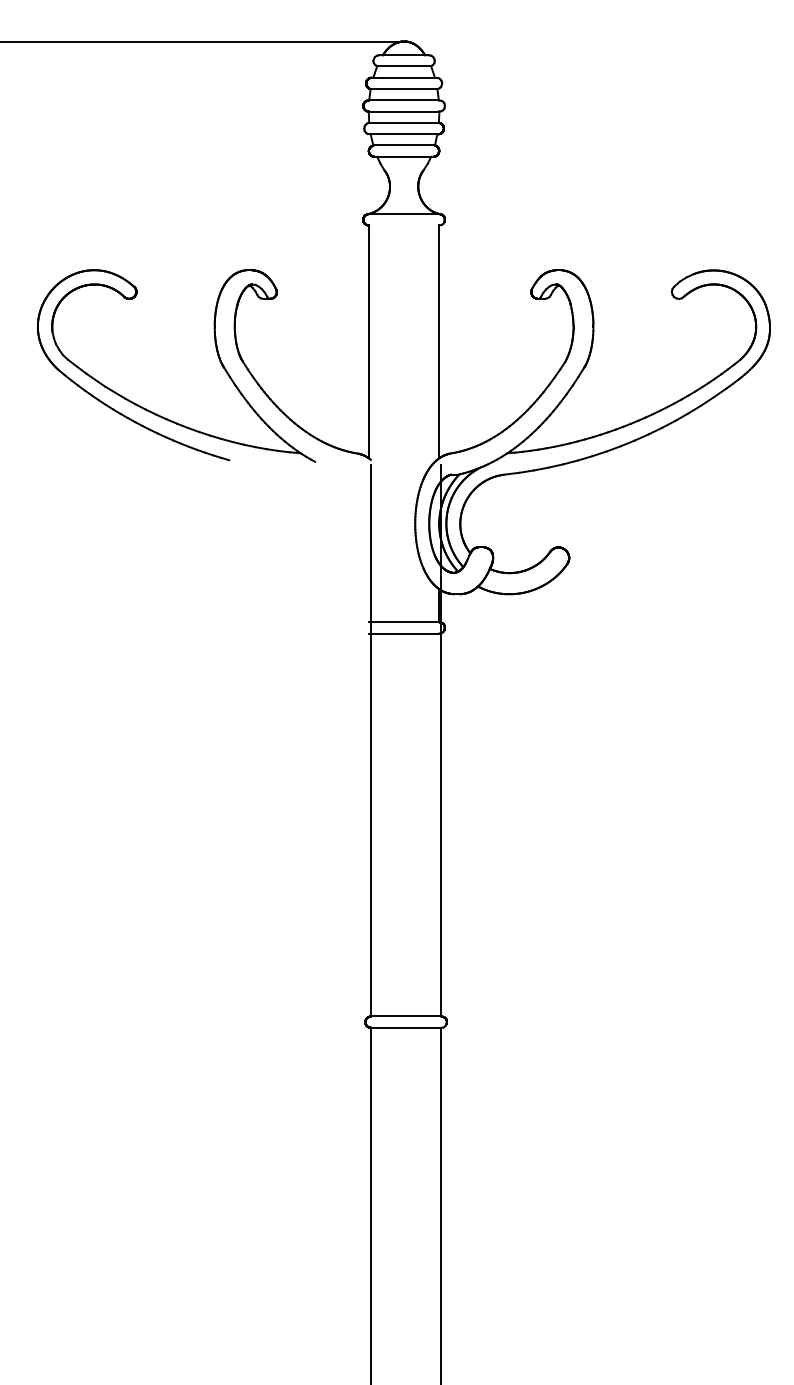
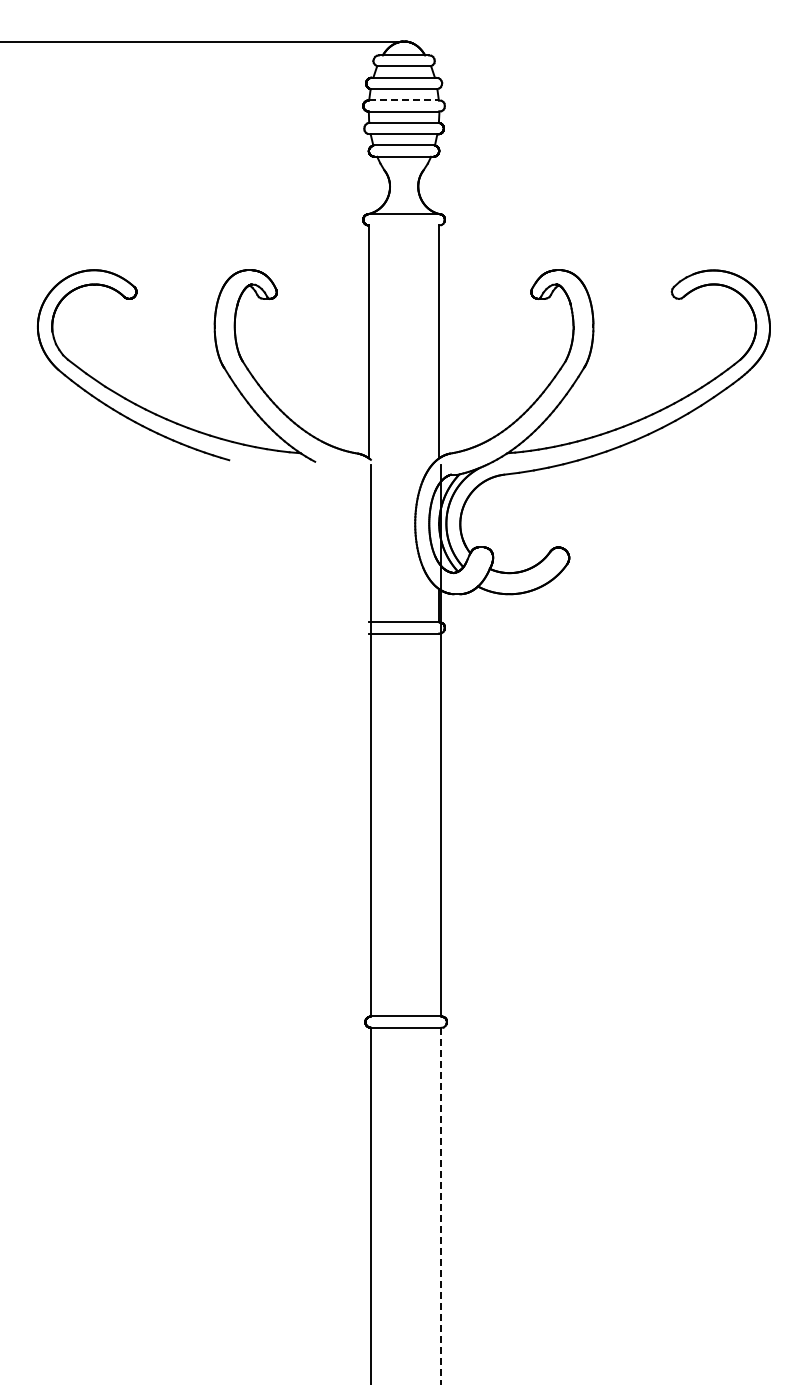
line: solid -> dashed (404, 100)
line: solid -> dashed (441, 1206)
